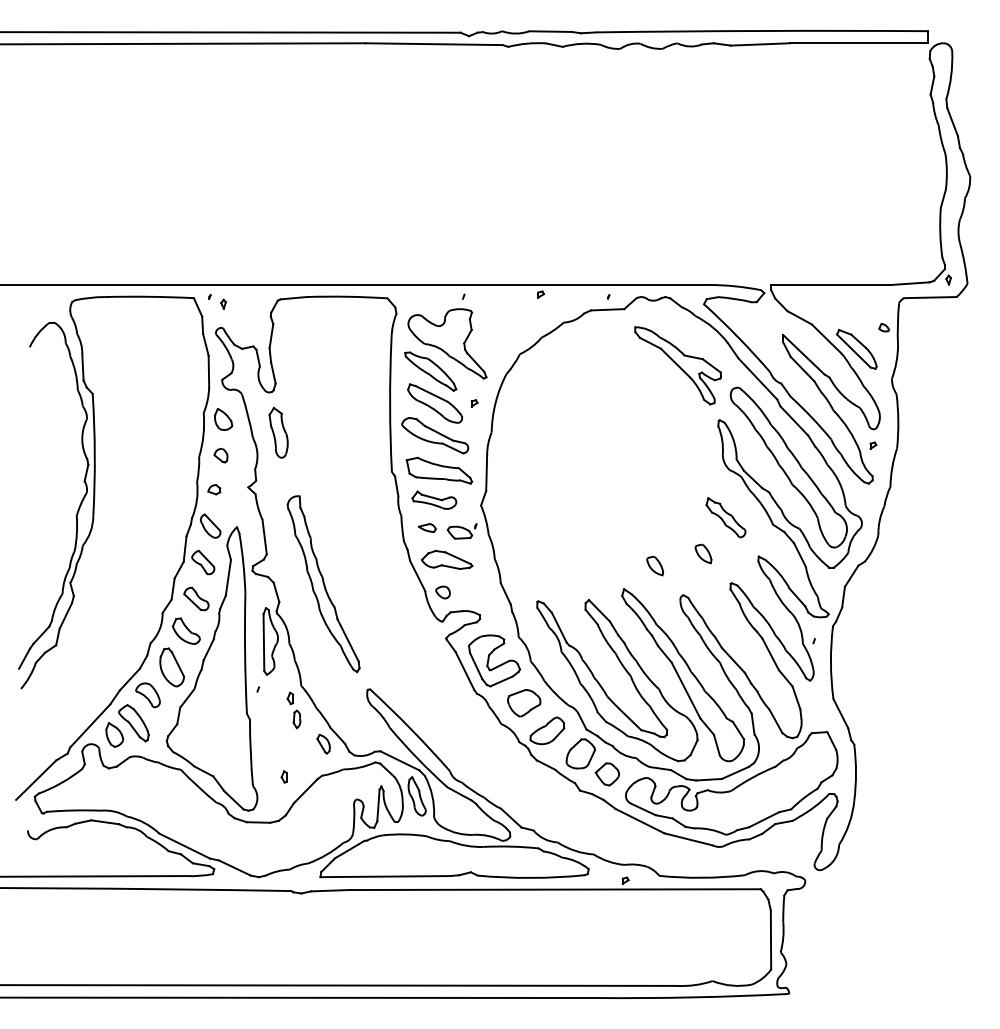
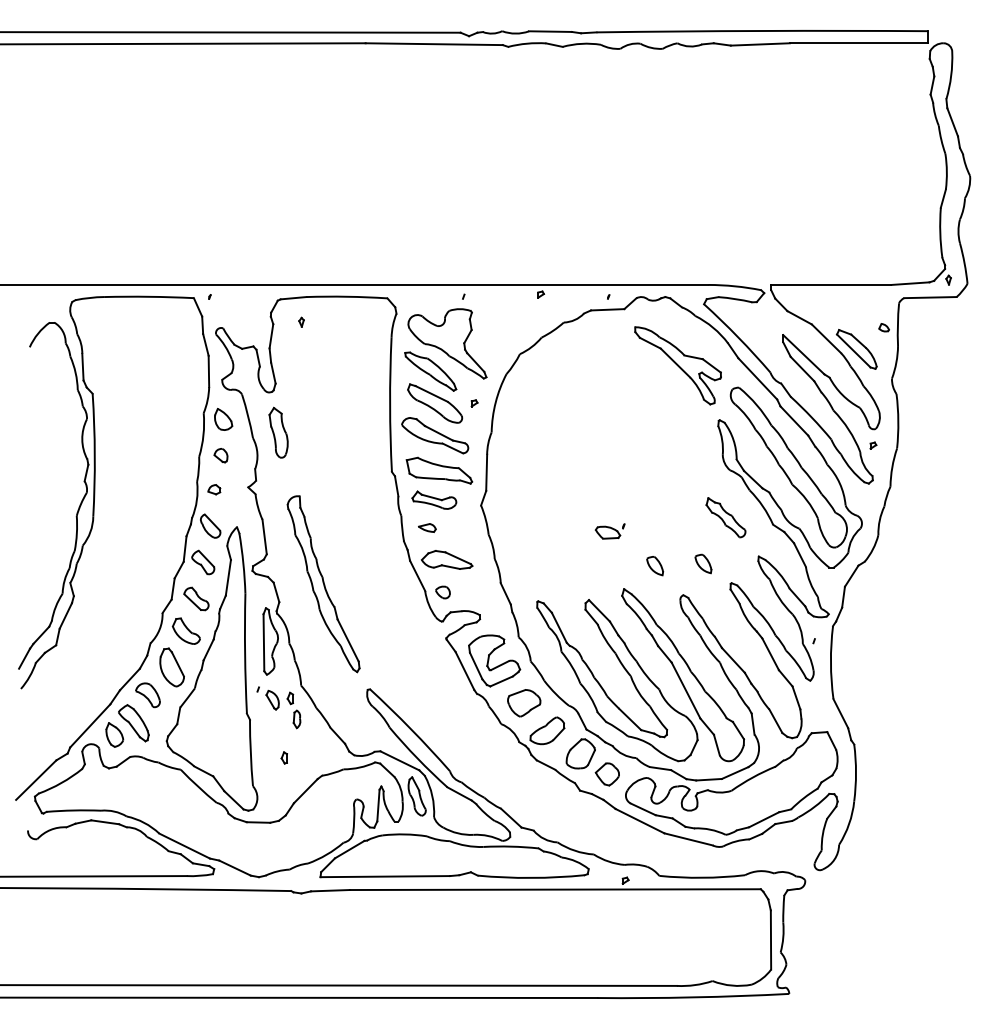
part position: (223, 303) -> (301, 321) (301, 321)
part position: (461, 531) -> (609, 531) (609, 531)
part position: (703, 553) -> (703, 563) (703, 563)
part position: (323, 743) -> (272, 699) (272, 699)
part position: (283, 776) -> (283, 757) (283, 757)
